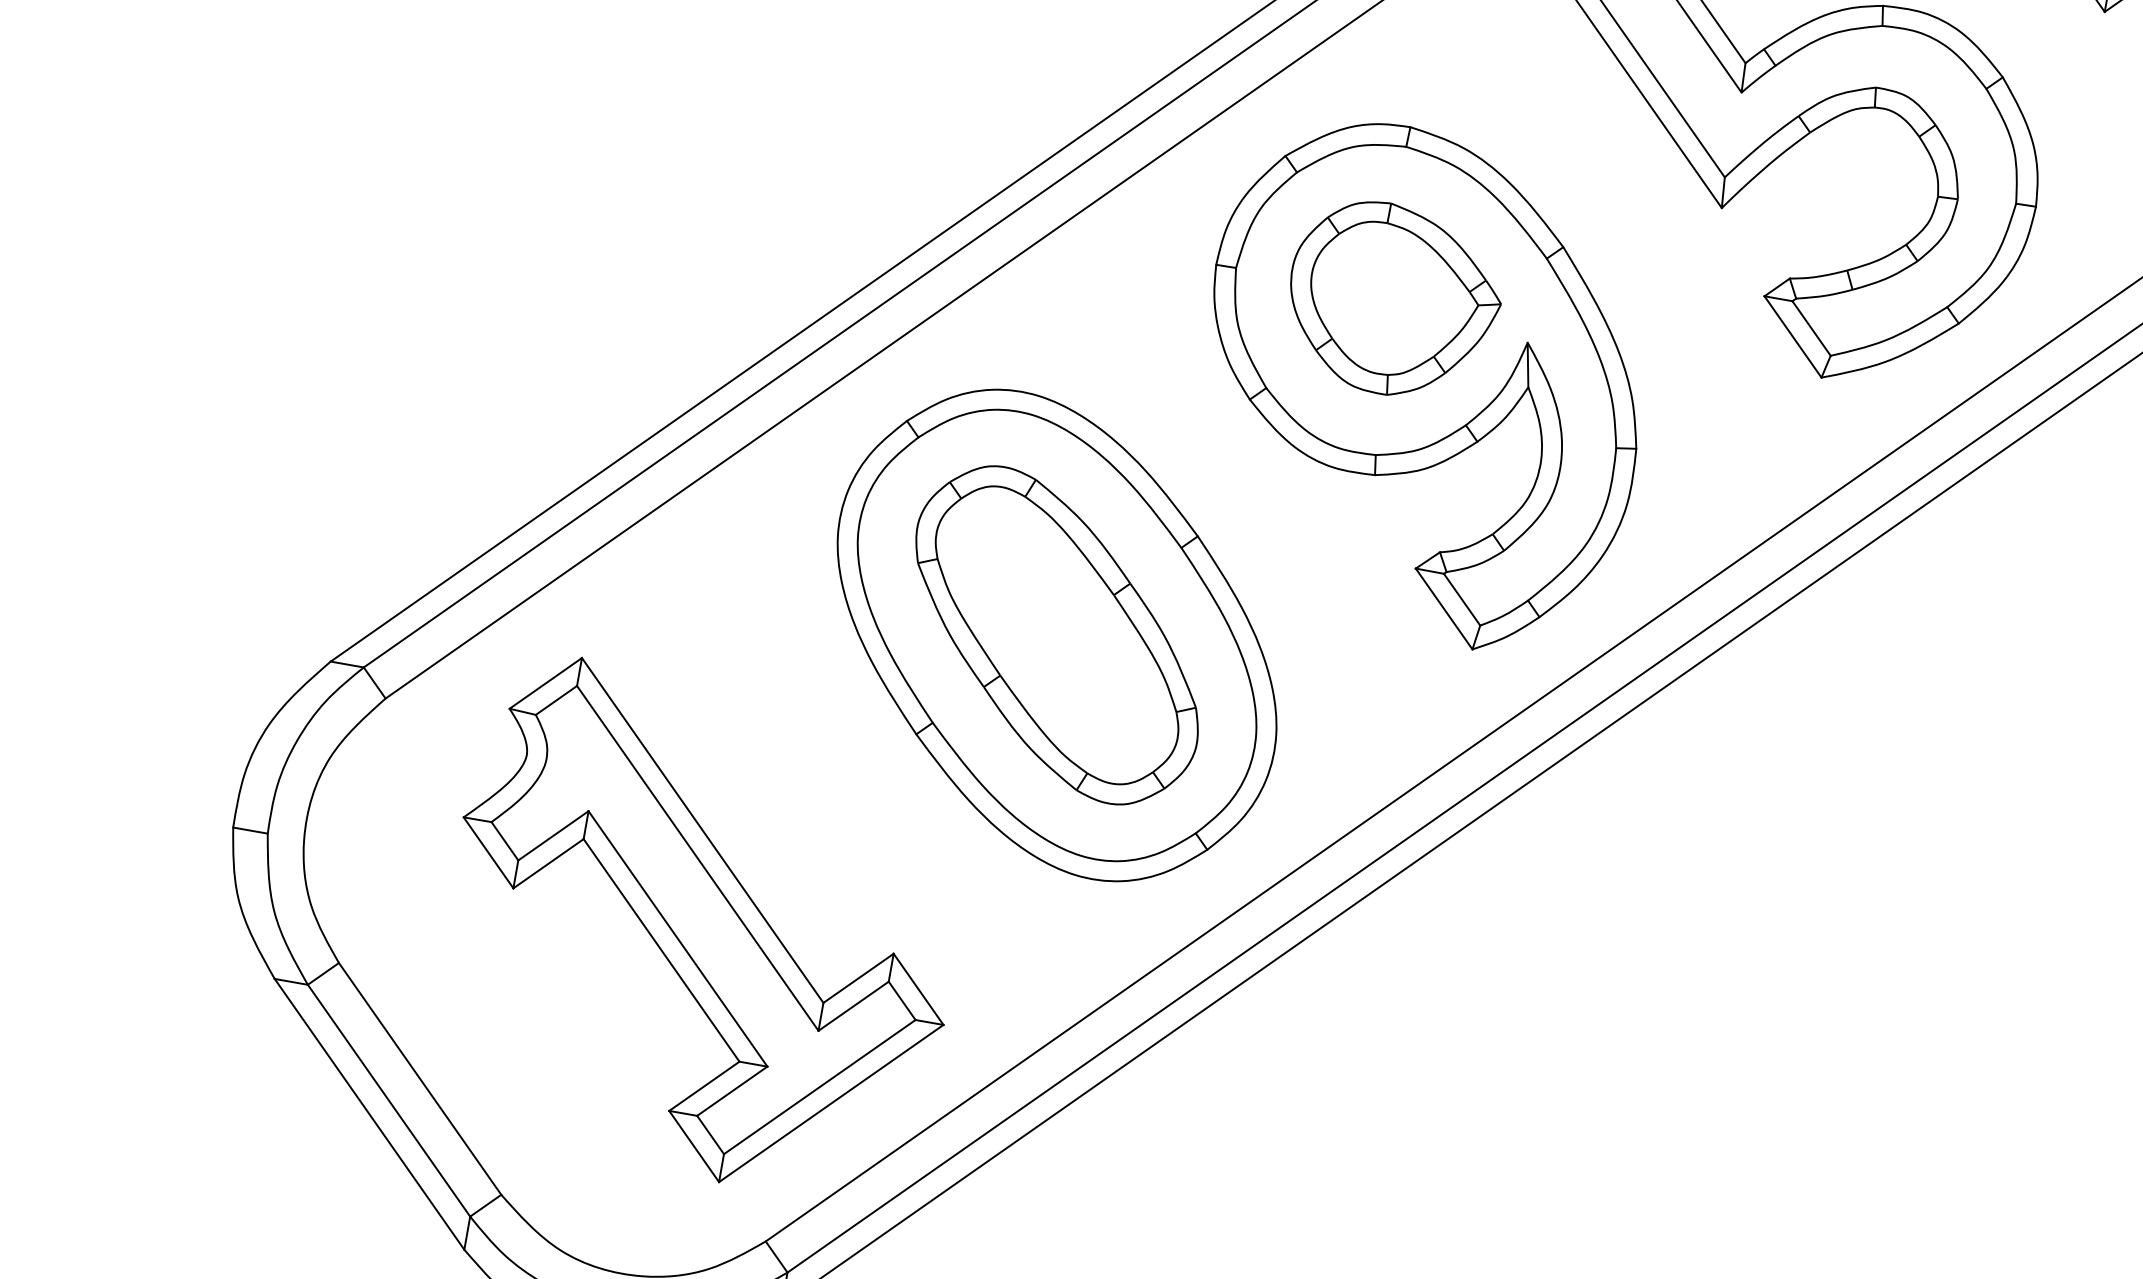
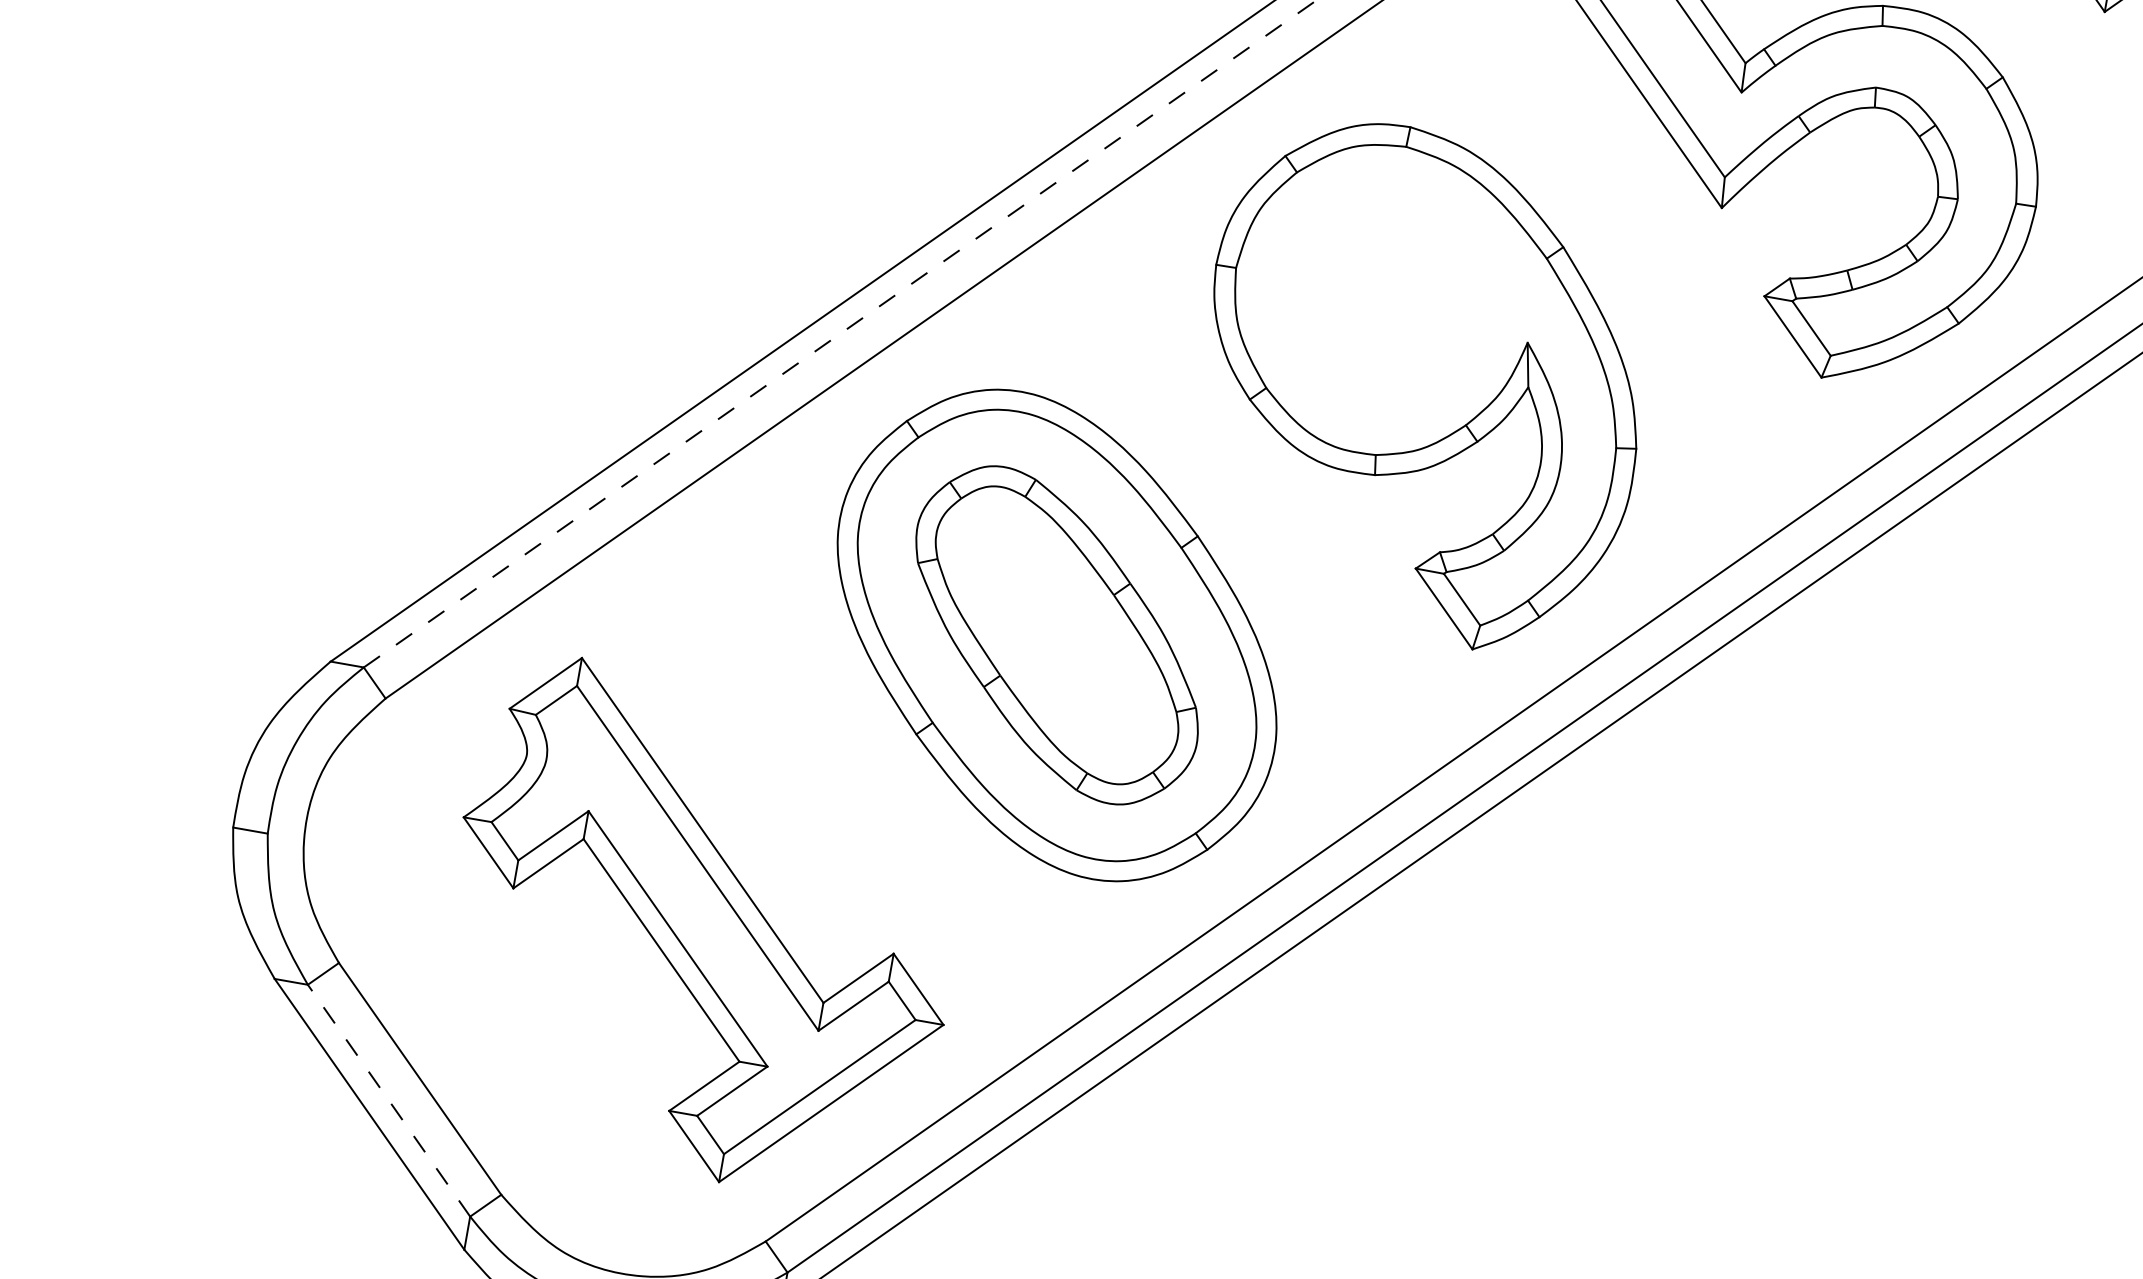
part: present -> none (1395, 298)
line: solid -> dashed (840, 333)
line: solid -> dashed (389, 1100)
